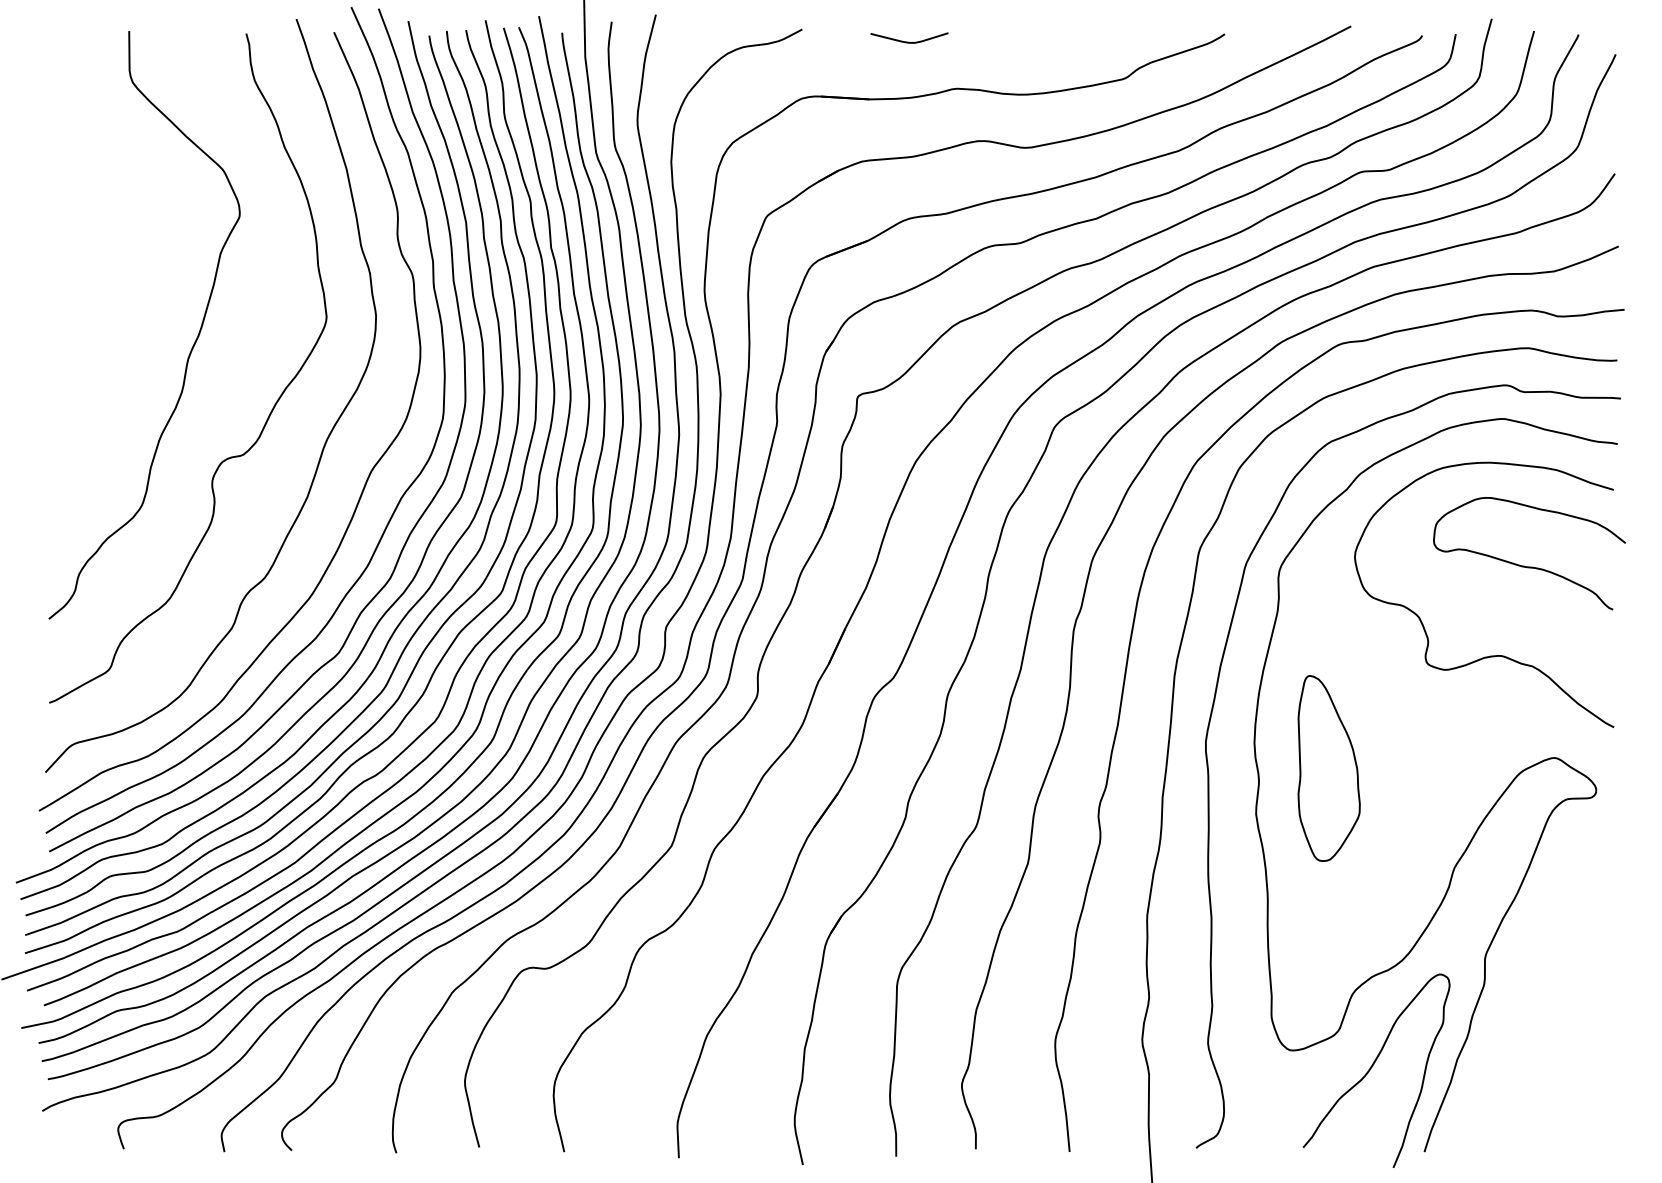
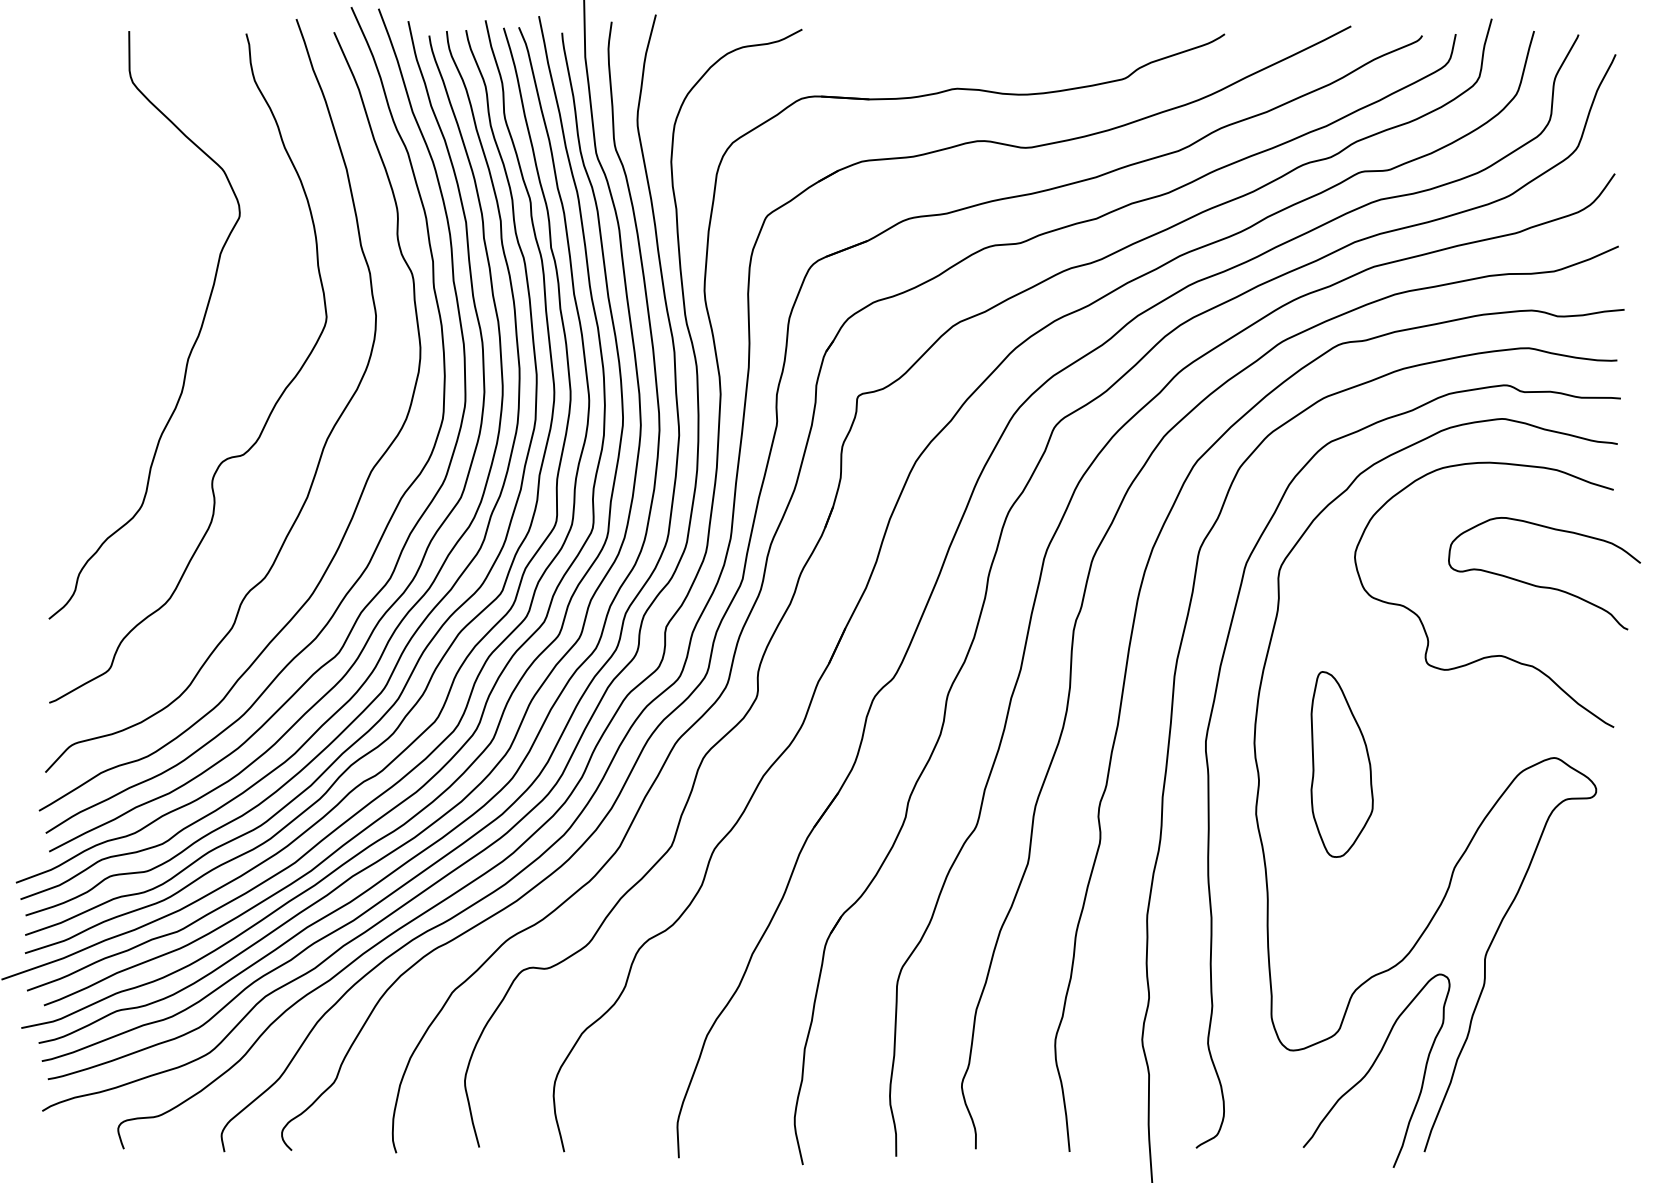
curve: present -> none (908, 41)
curve position: (1524, 565) -> (1539, 585) (1539, 585)
part position: (1328, 768) -> (1341, 764) (1341, 764)
